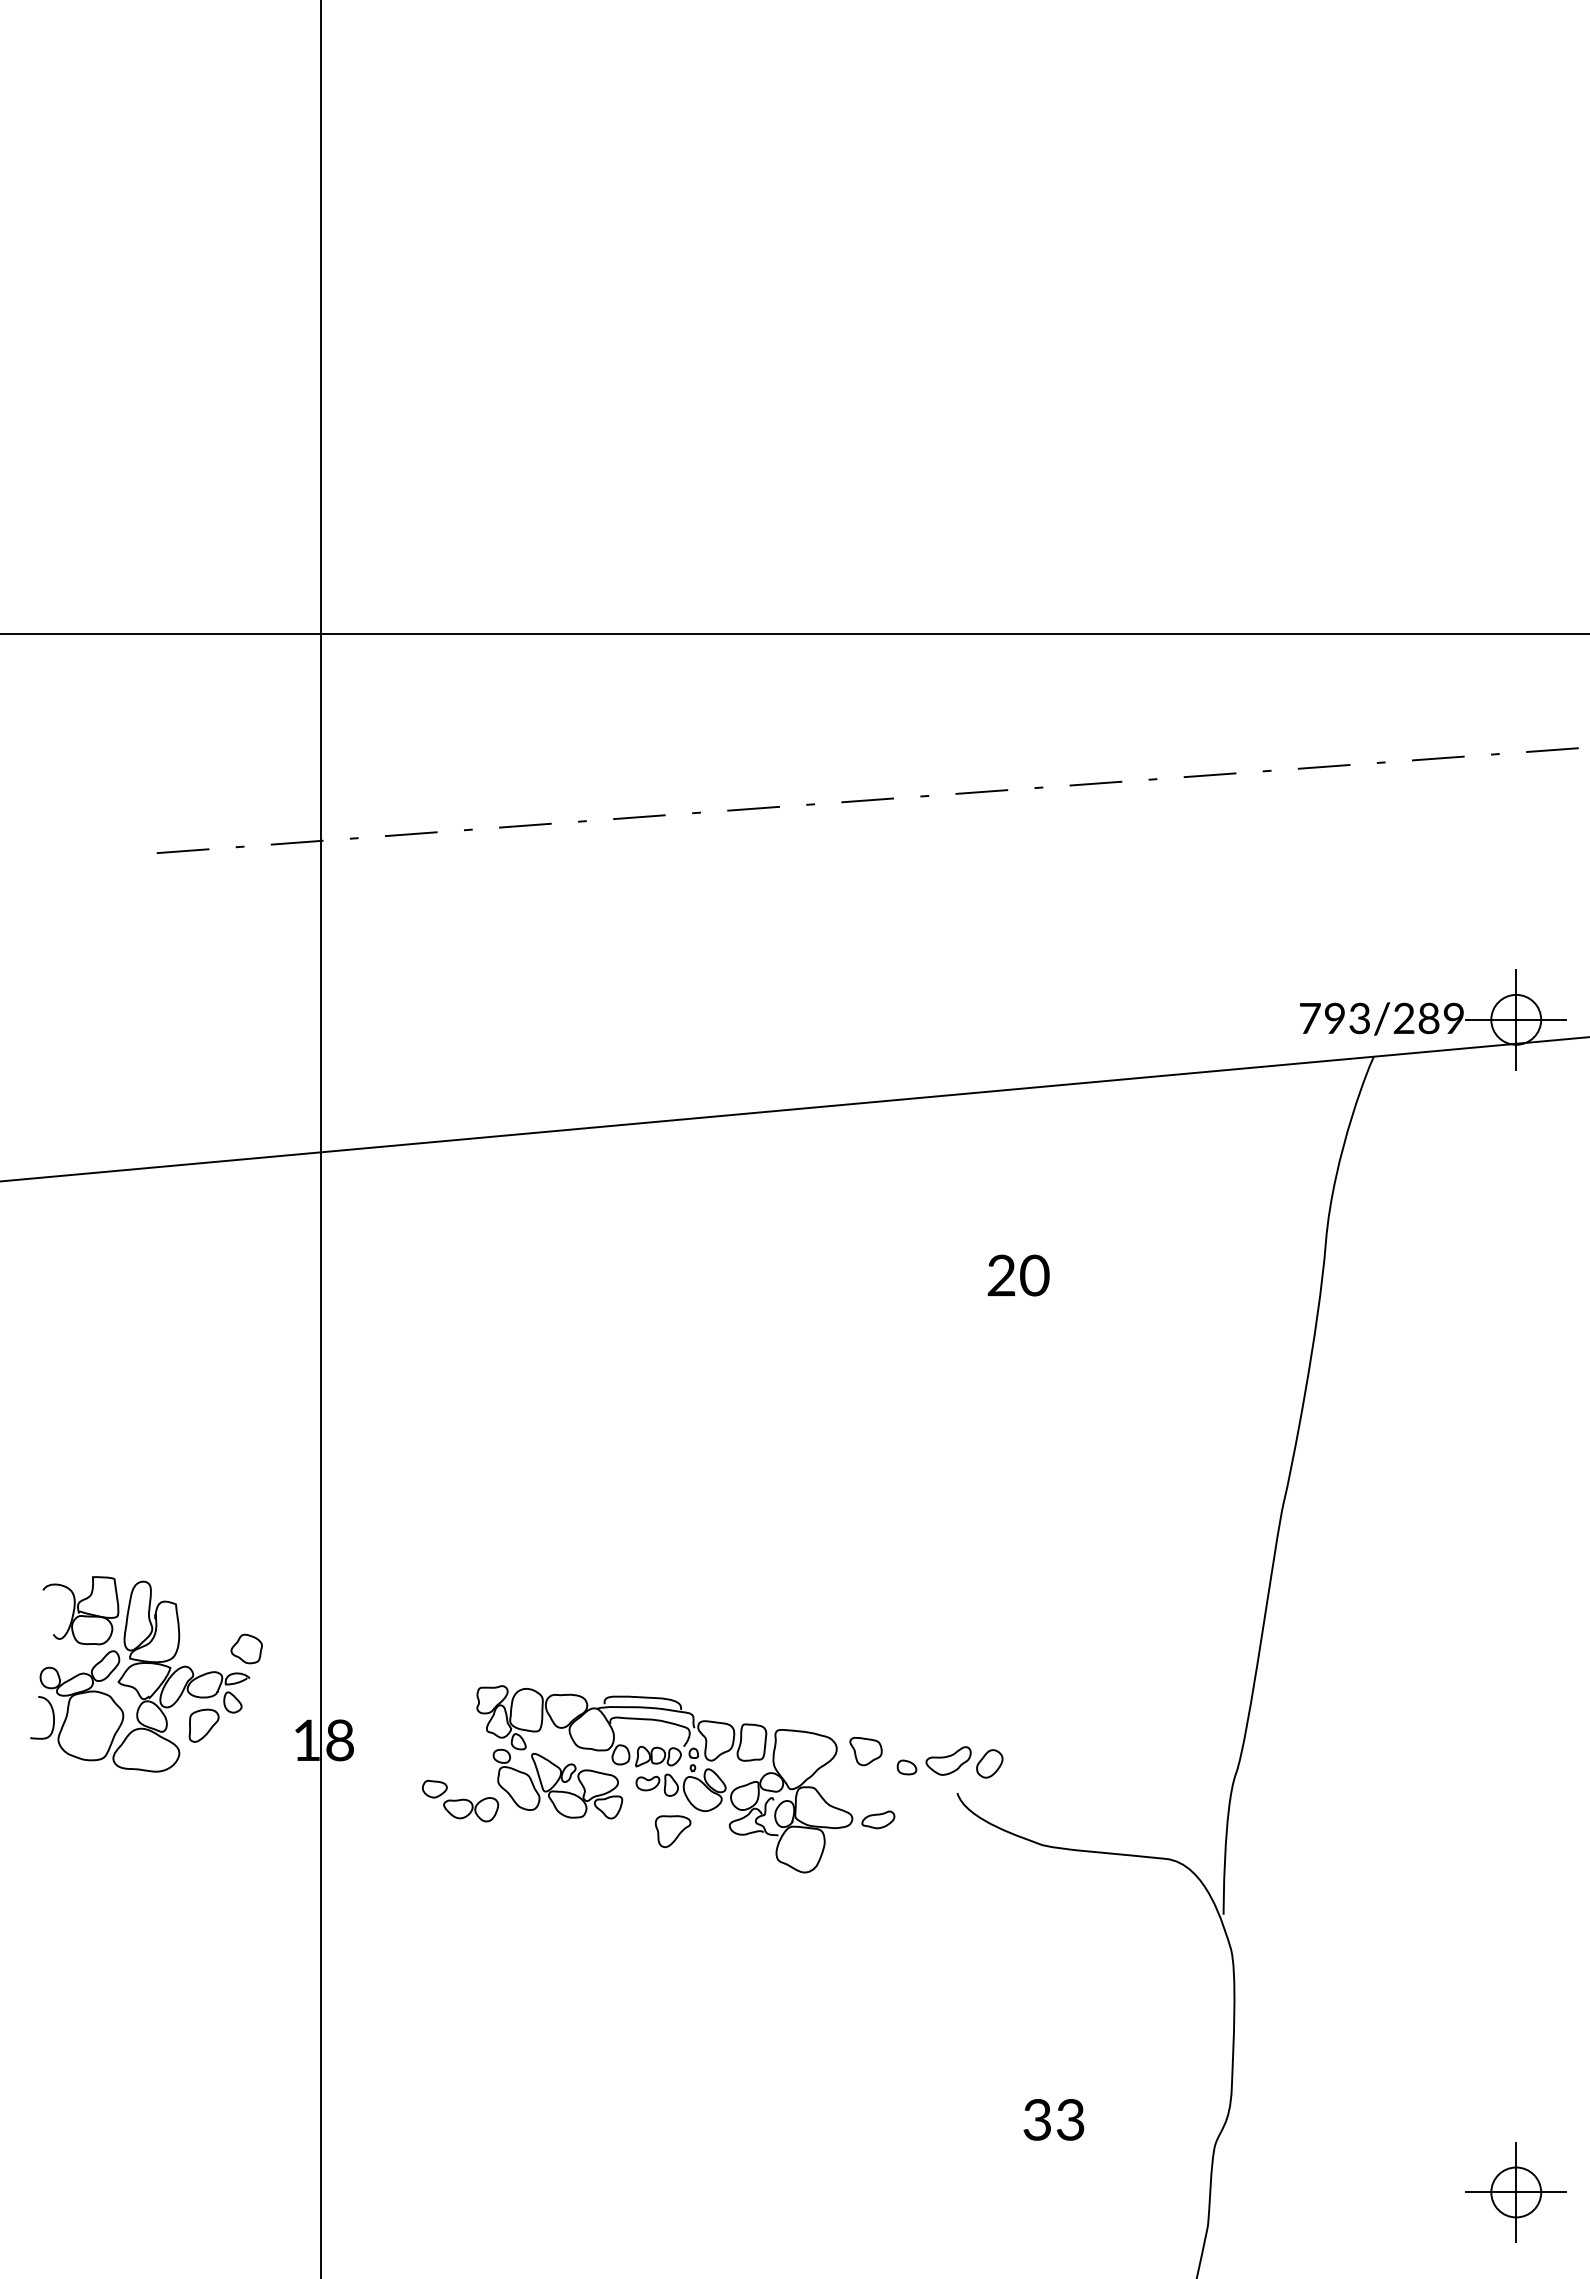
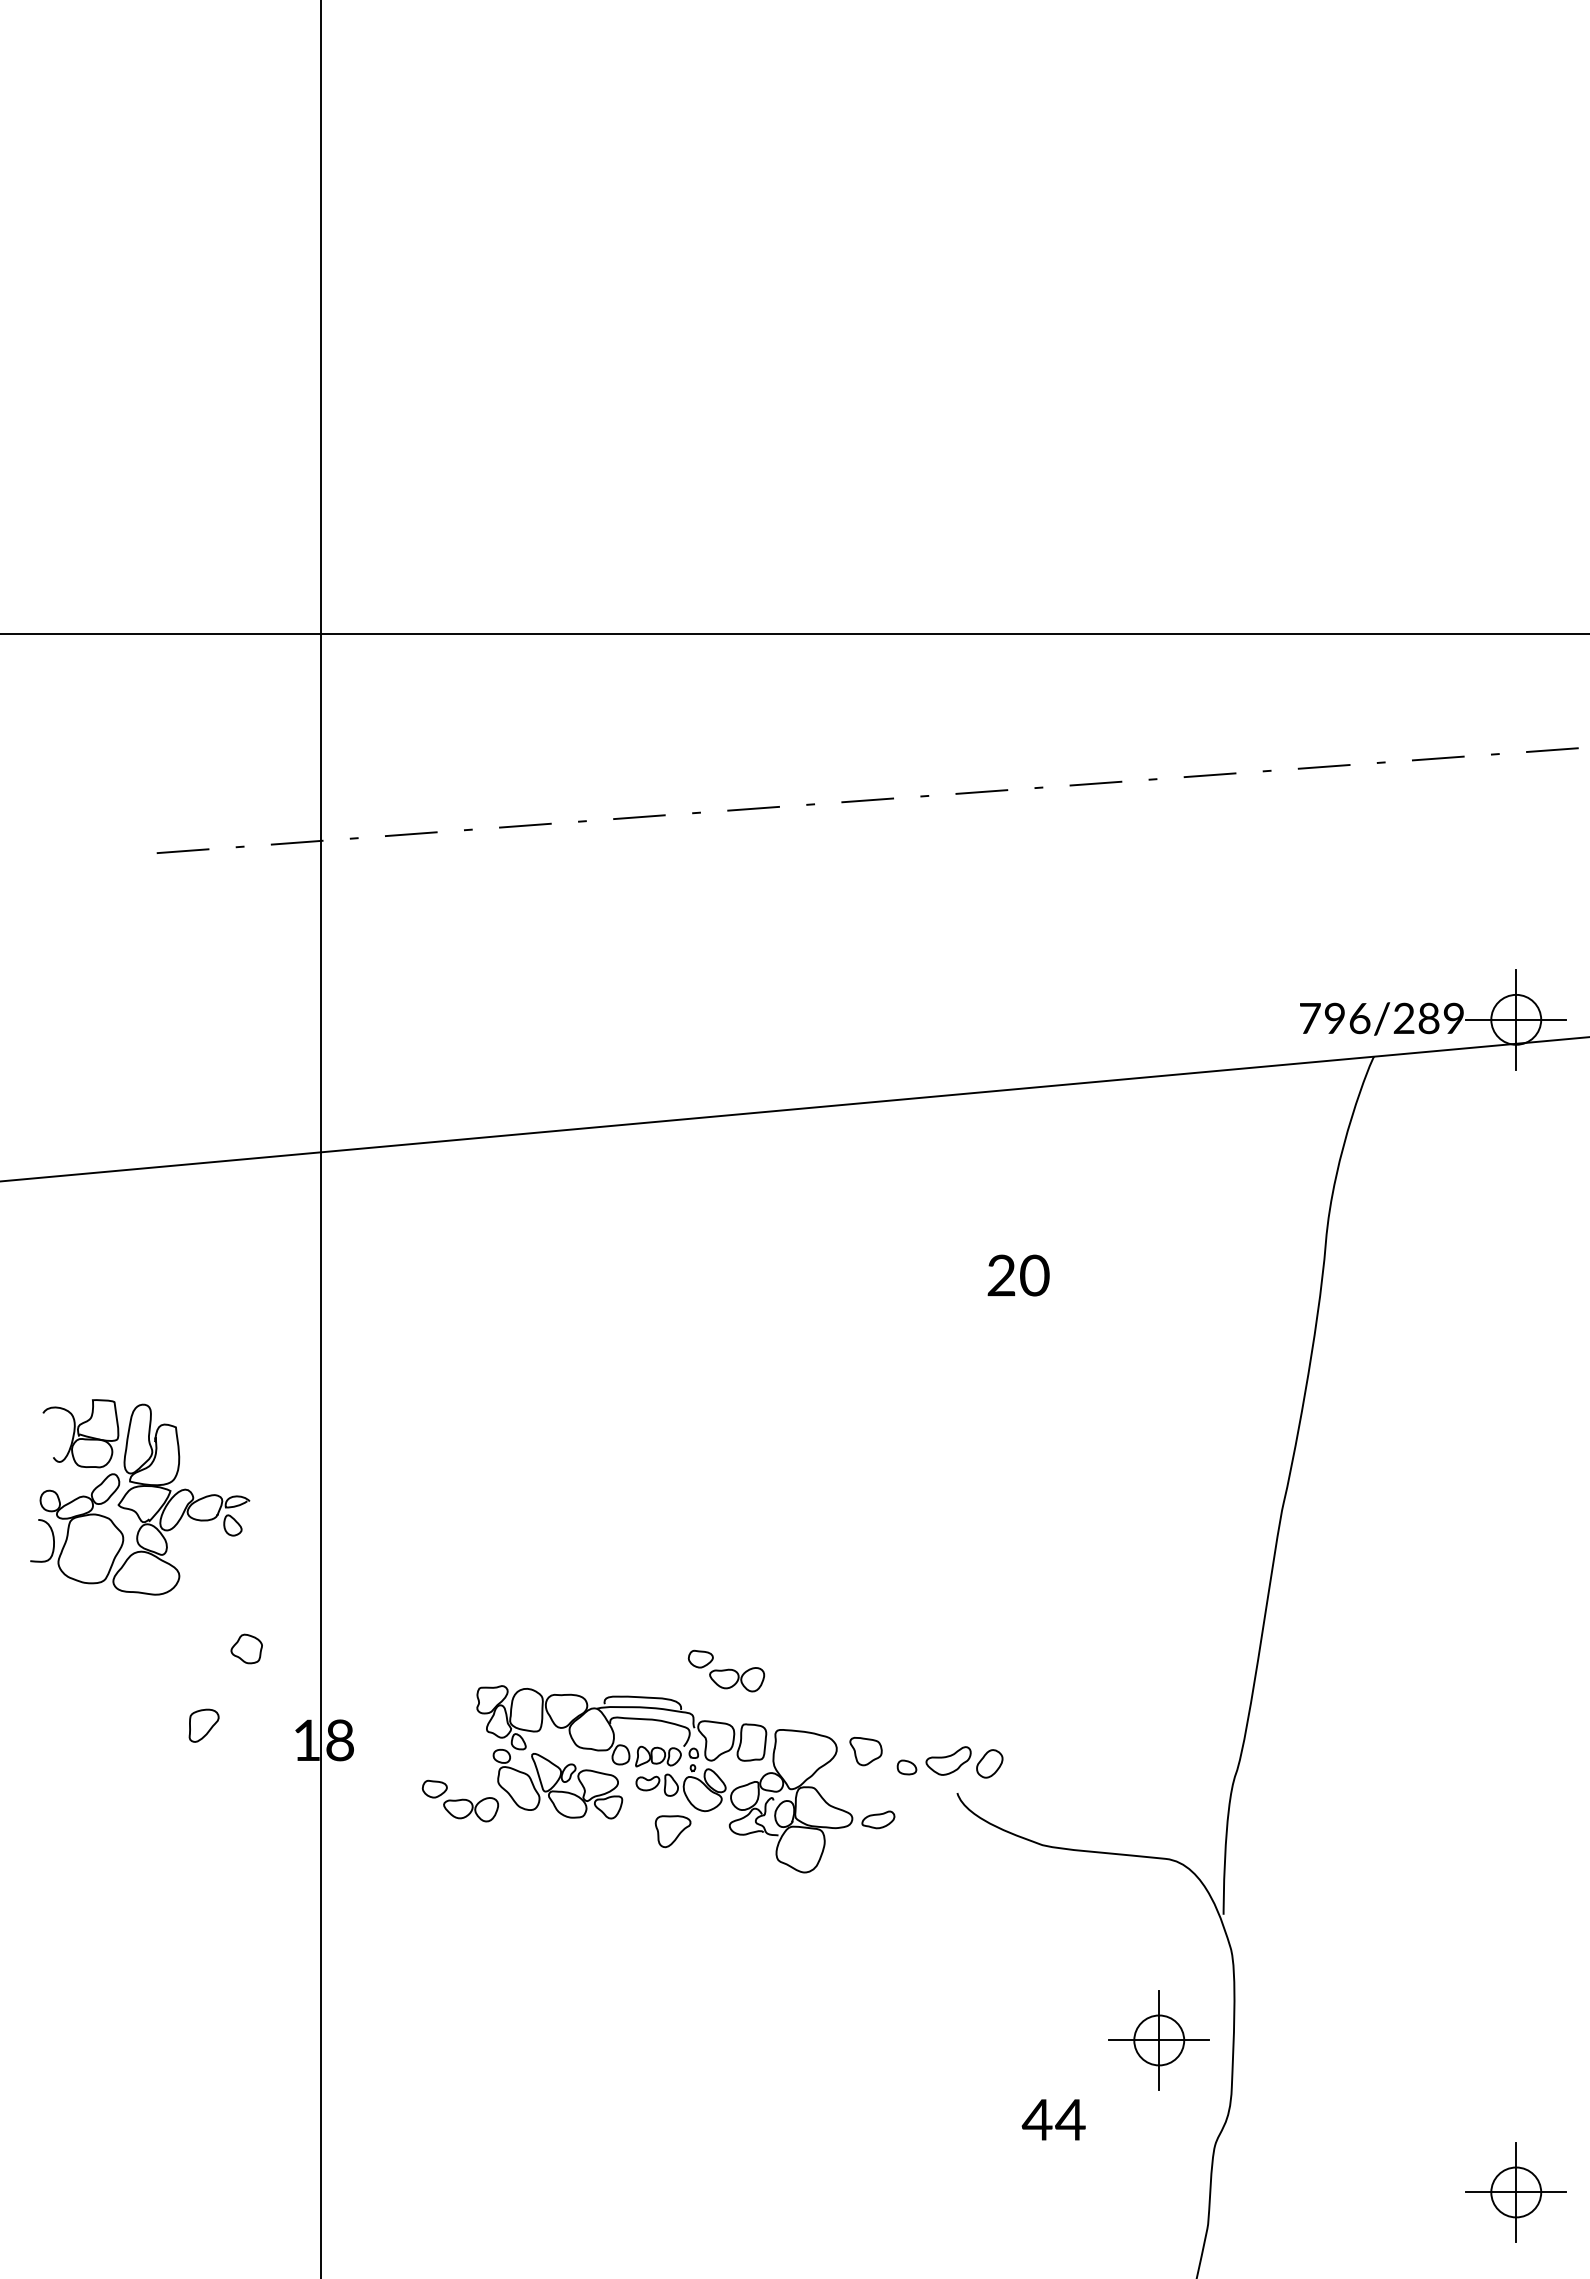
text: 793/289 -> 796/289 (1359, 1017)
part: none -> present (726, 1670)
part position: (140, 1674) -> (140, 1497) (140, 1497)
part: none -> present (1158, 2040)
text: 33 -> 44 (1053, 2119)
